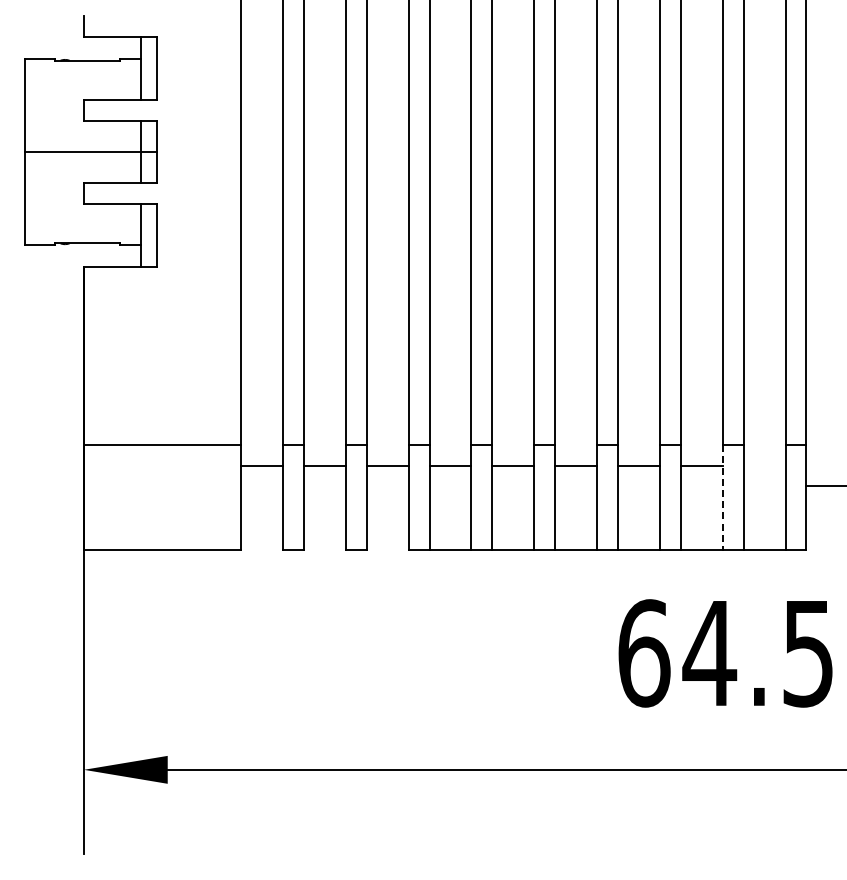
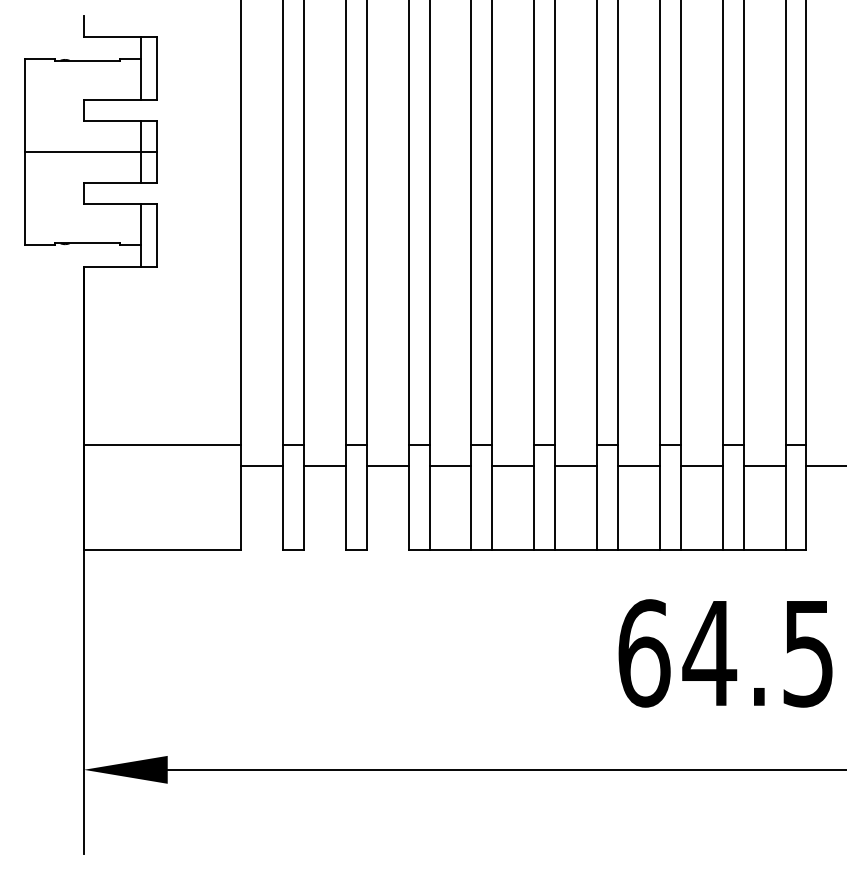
line: none -> present (764, 466)
line position: (824, 486) -> (824, 466) (824, 466)
line: dashed -> solid (722, 498)
